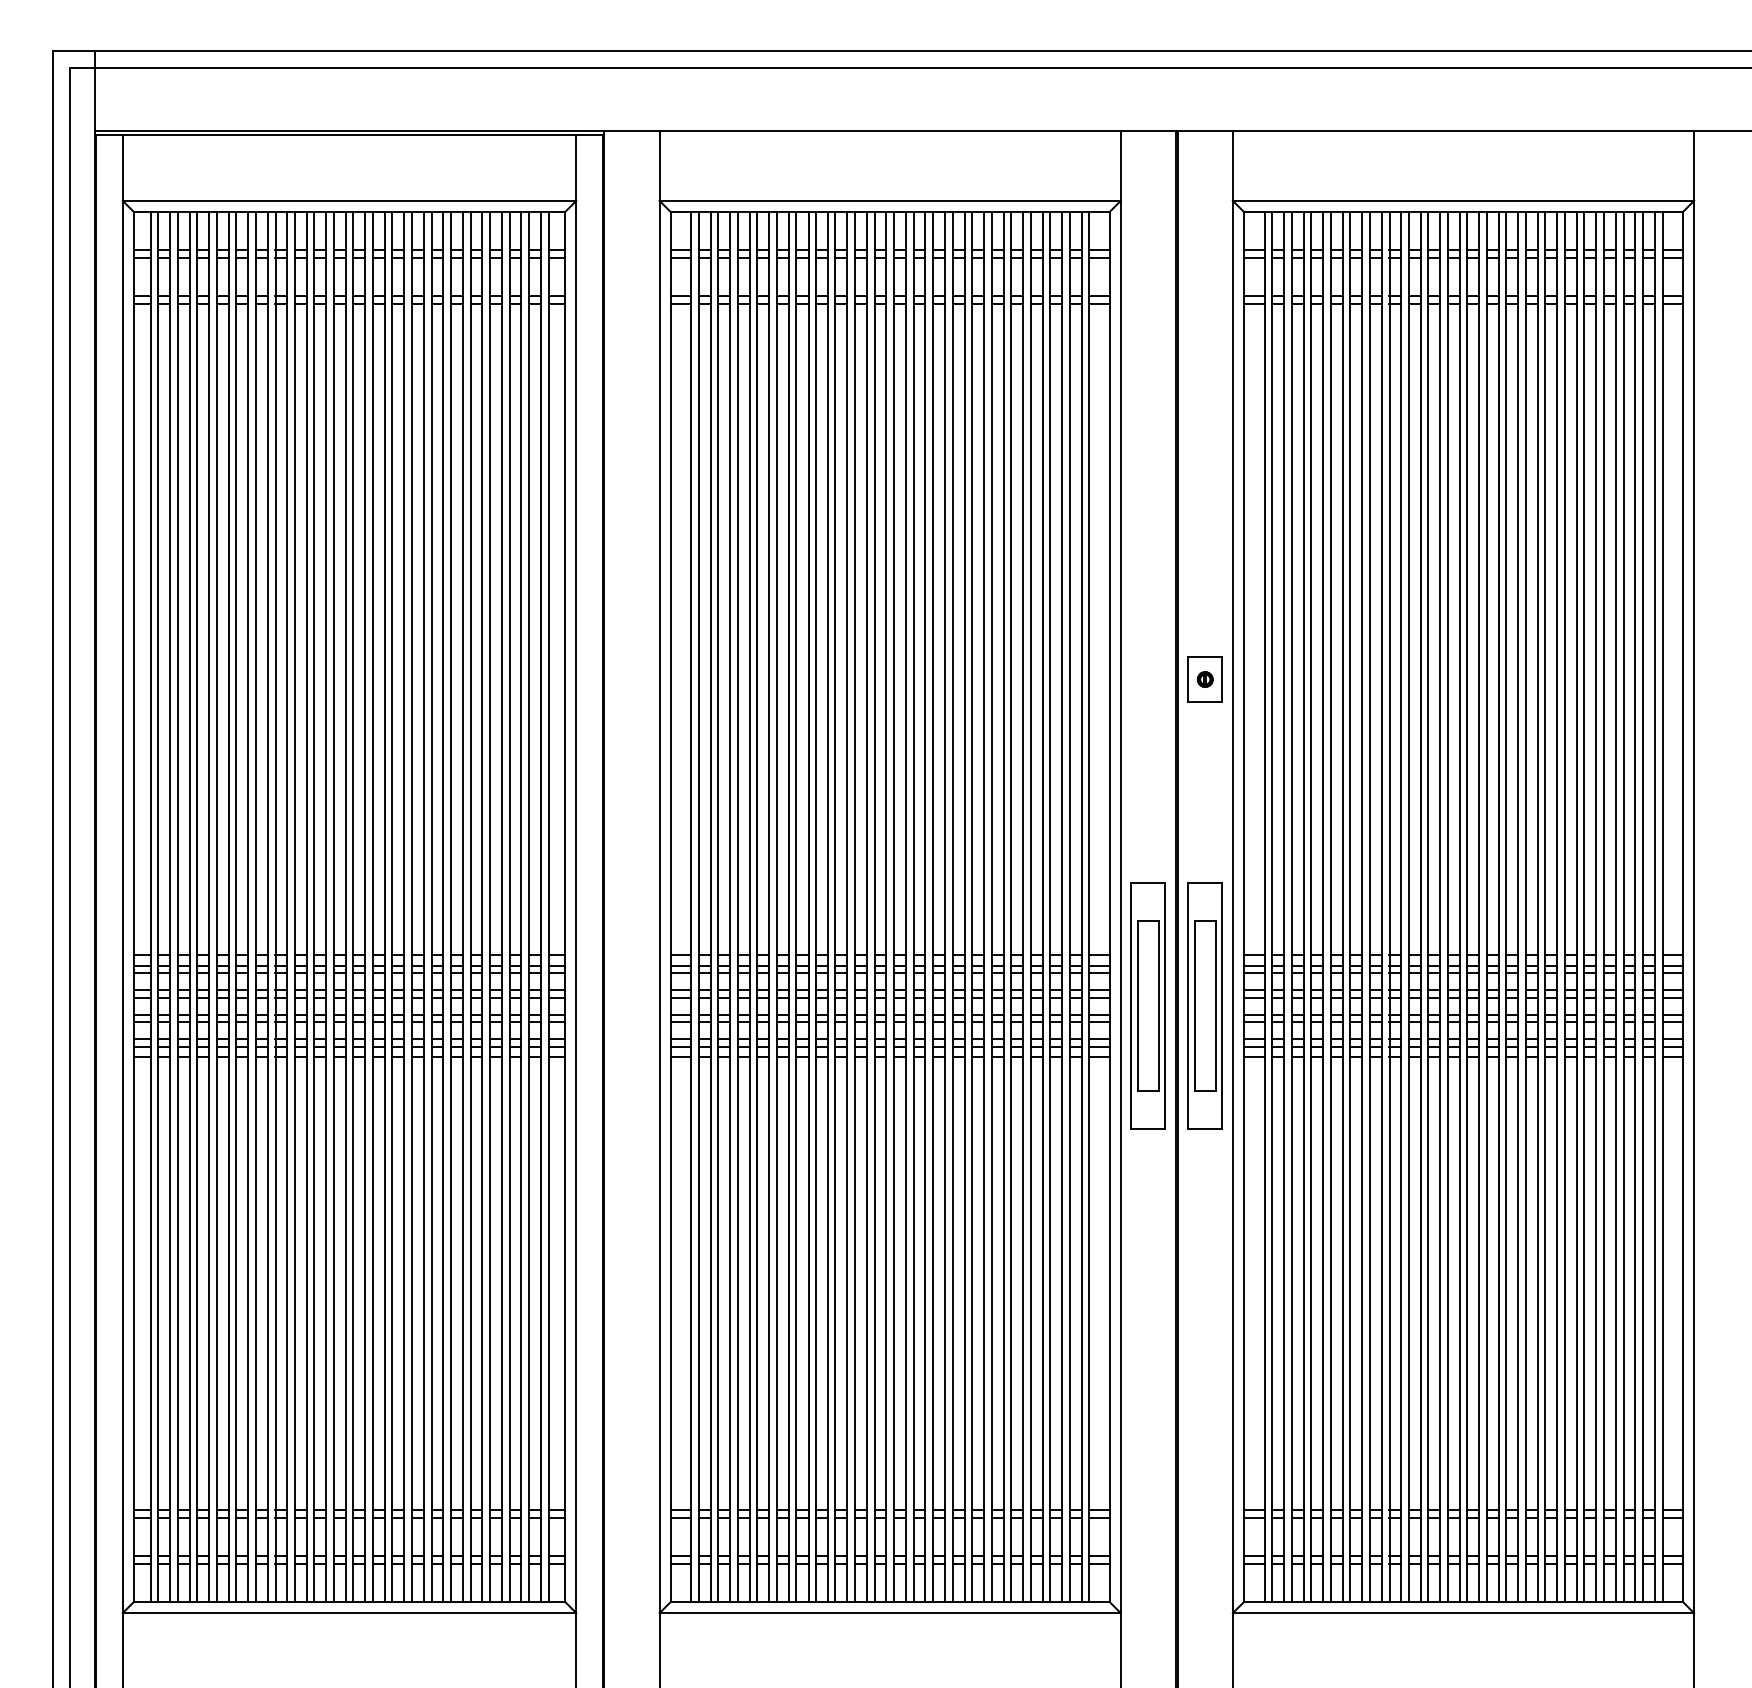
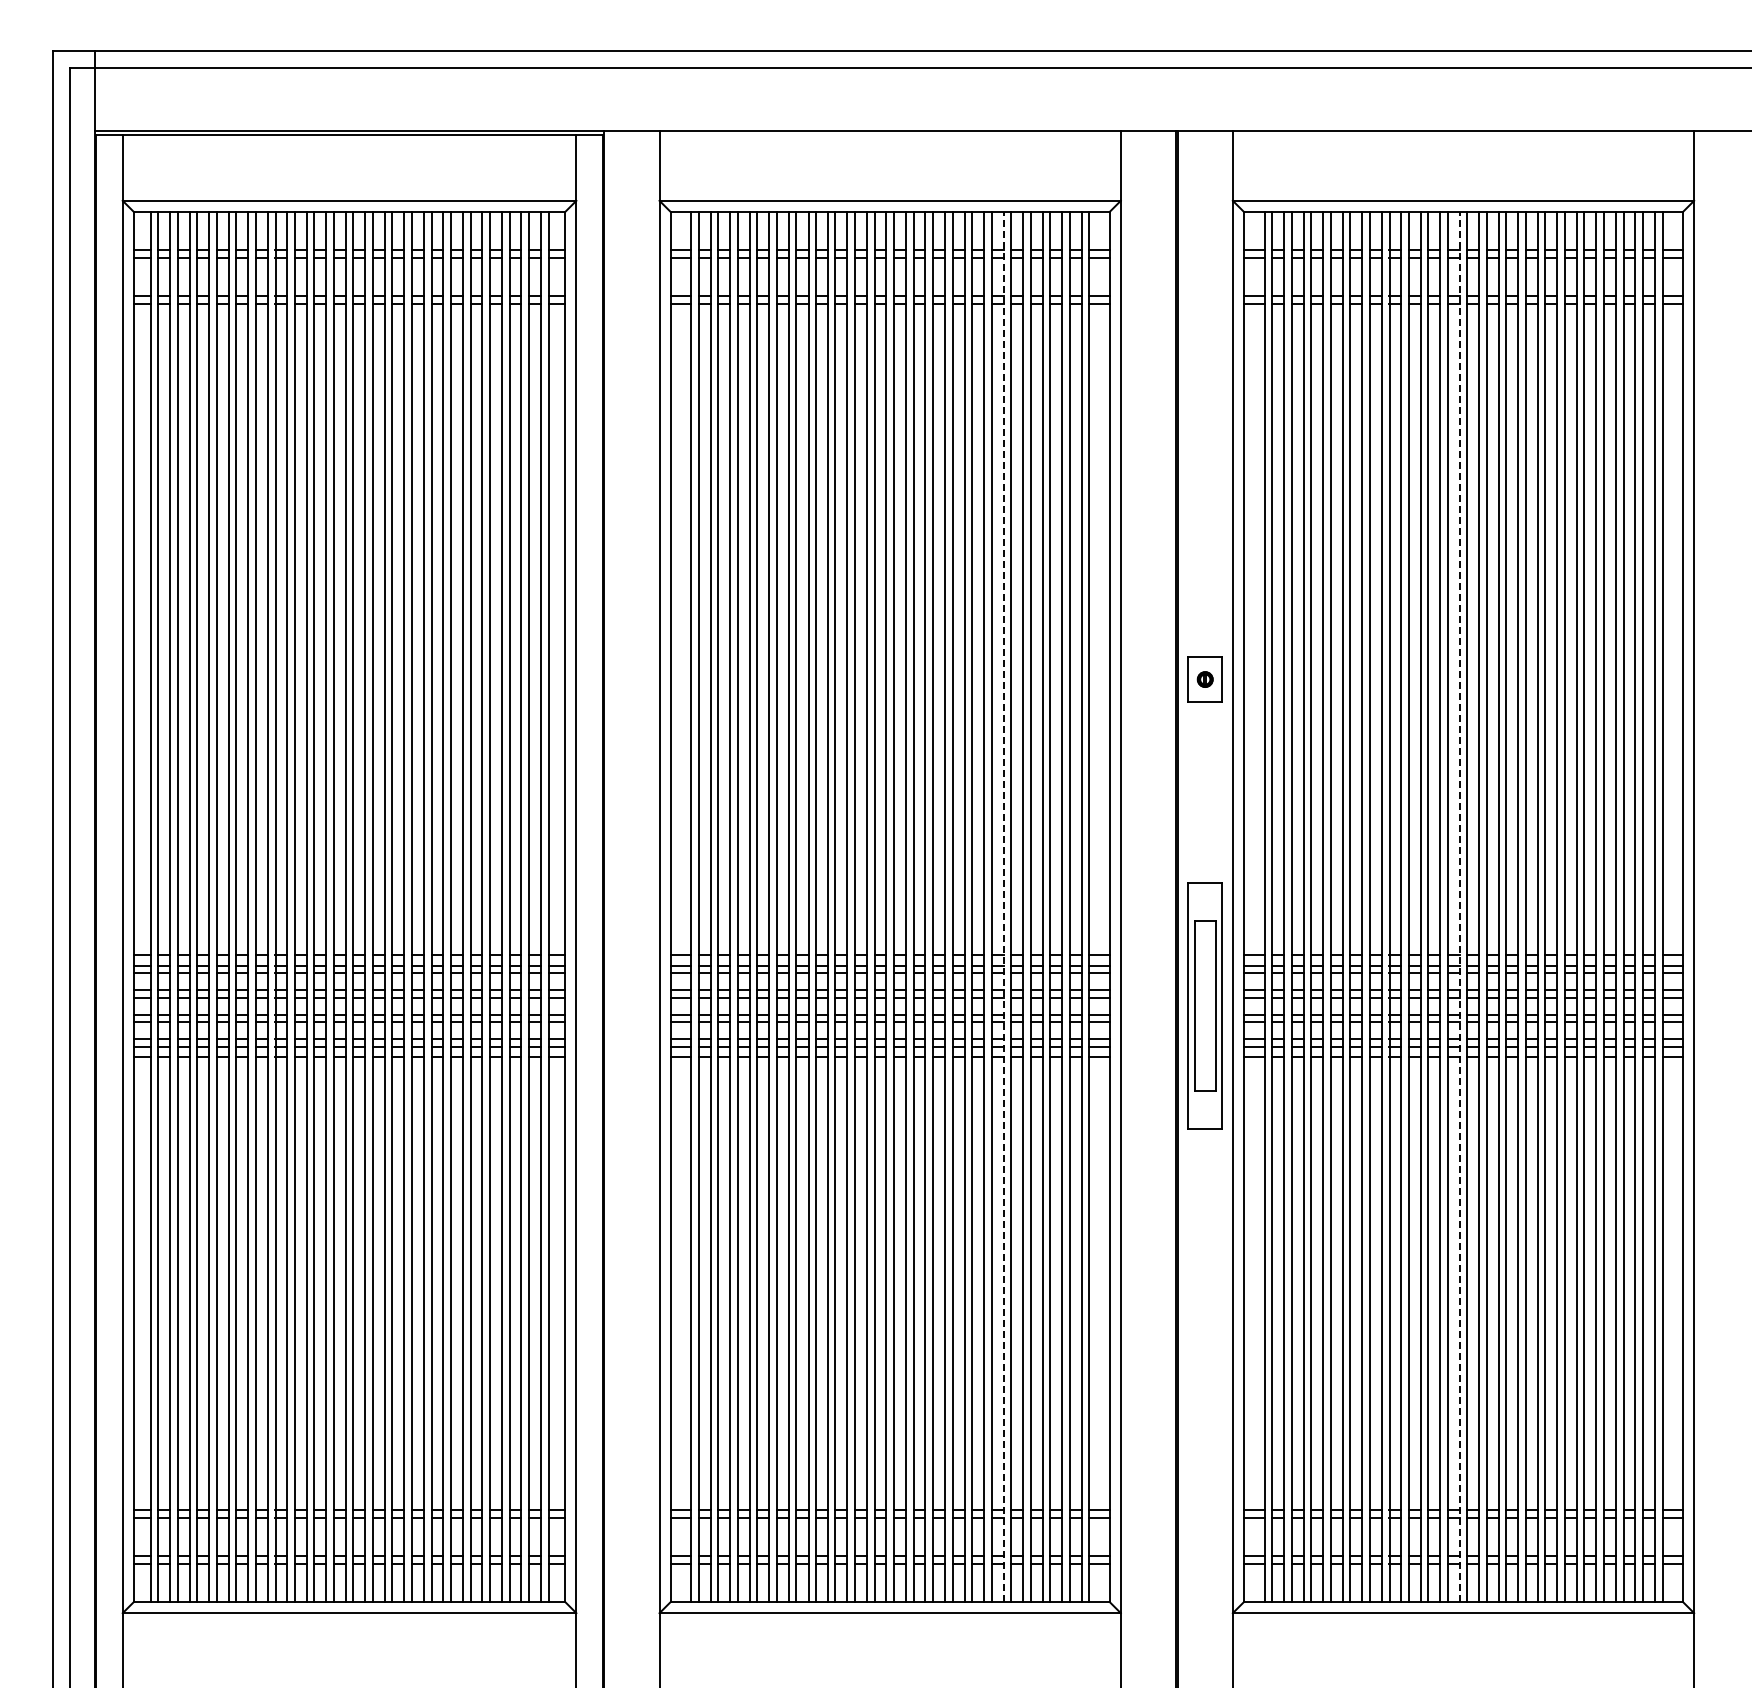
line: solid -> dashed (1003, 906)
line: solid -> dashed (1459, 906)
part: present -> none (1147, 1005)
